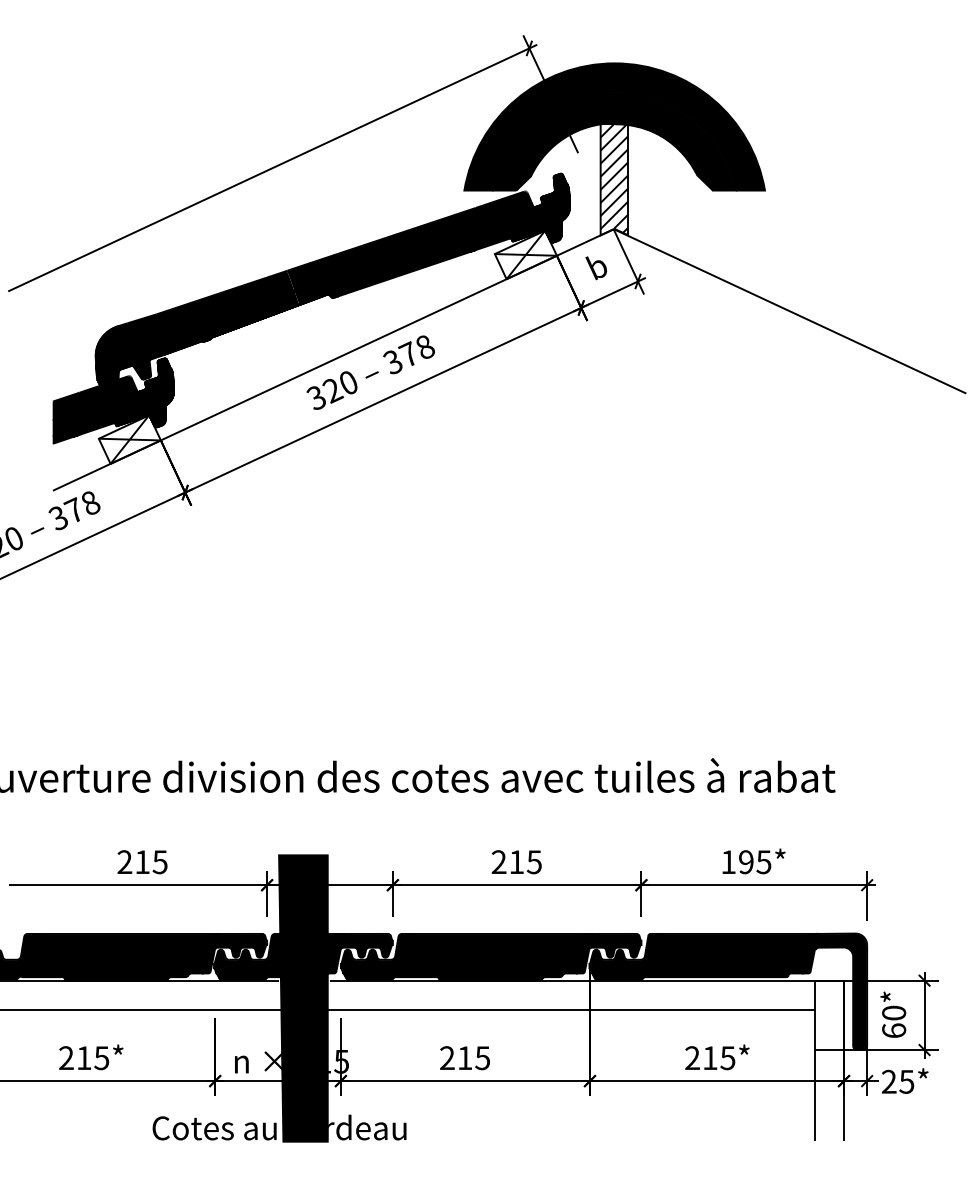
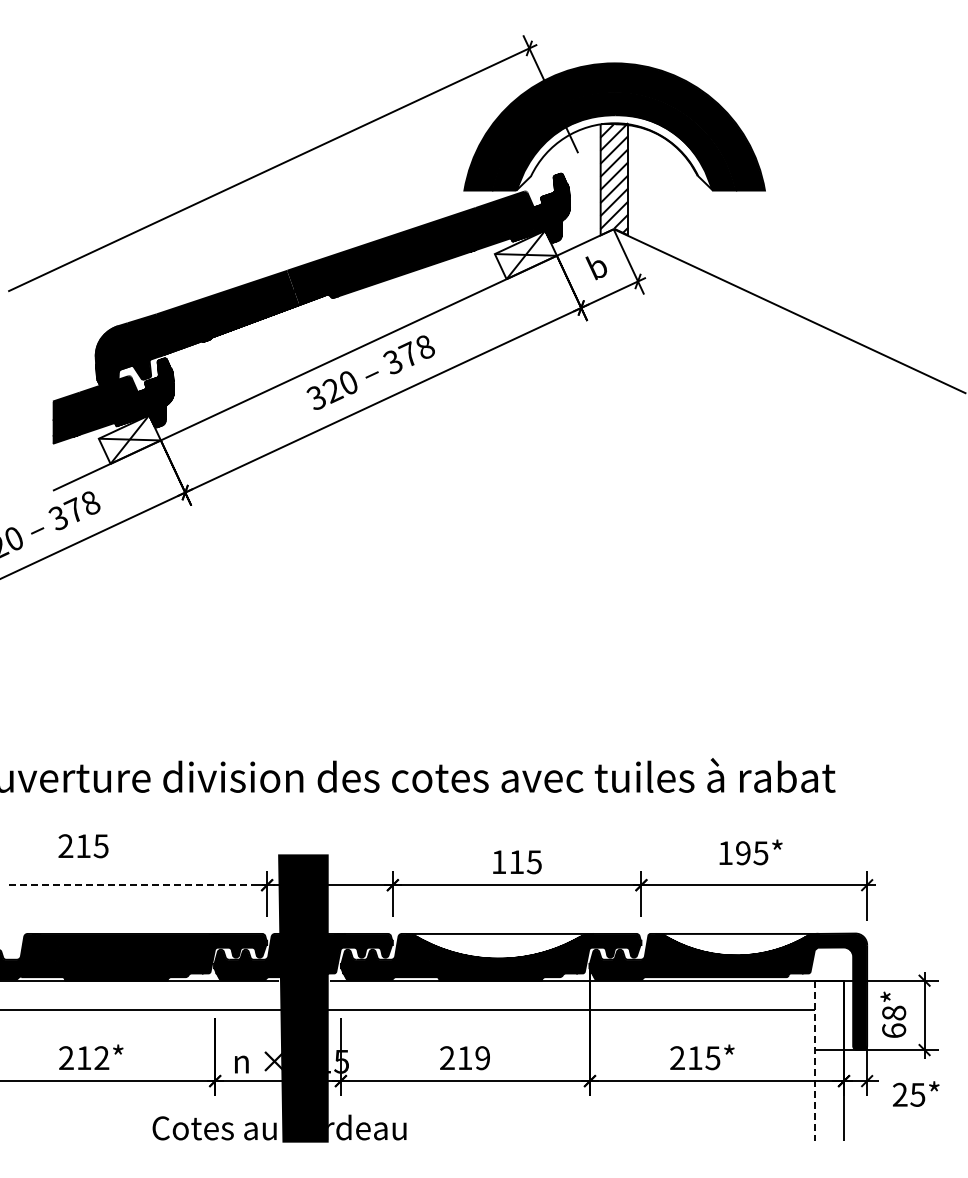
fill: present -> none (614, 152)
text: 215 -> 115 (498, 861)
text position: (753, 861) -> (750, 852) (750, 852)
text position: (142, 862) -> (83, 846) (83, 846)
line: solid -> dashed (141, 885)
fill: present -> none (737, 944)
fill: present -> none (499, 946)
text: 60* -> 68* (894, 1012)
text position: (717, 1057) -> (702, 1057) (702, 1057)
text: 215* -> 212* (101, 1058)
text: 215 -> 219 (482, 1058)
line: solid -> dashed (815, 1061)
text position: (905, 1080) -> (916, 1093) (916, 1093)
